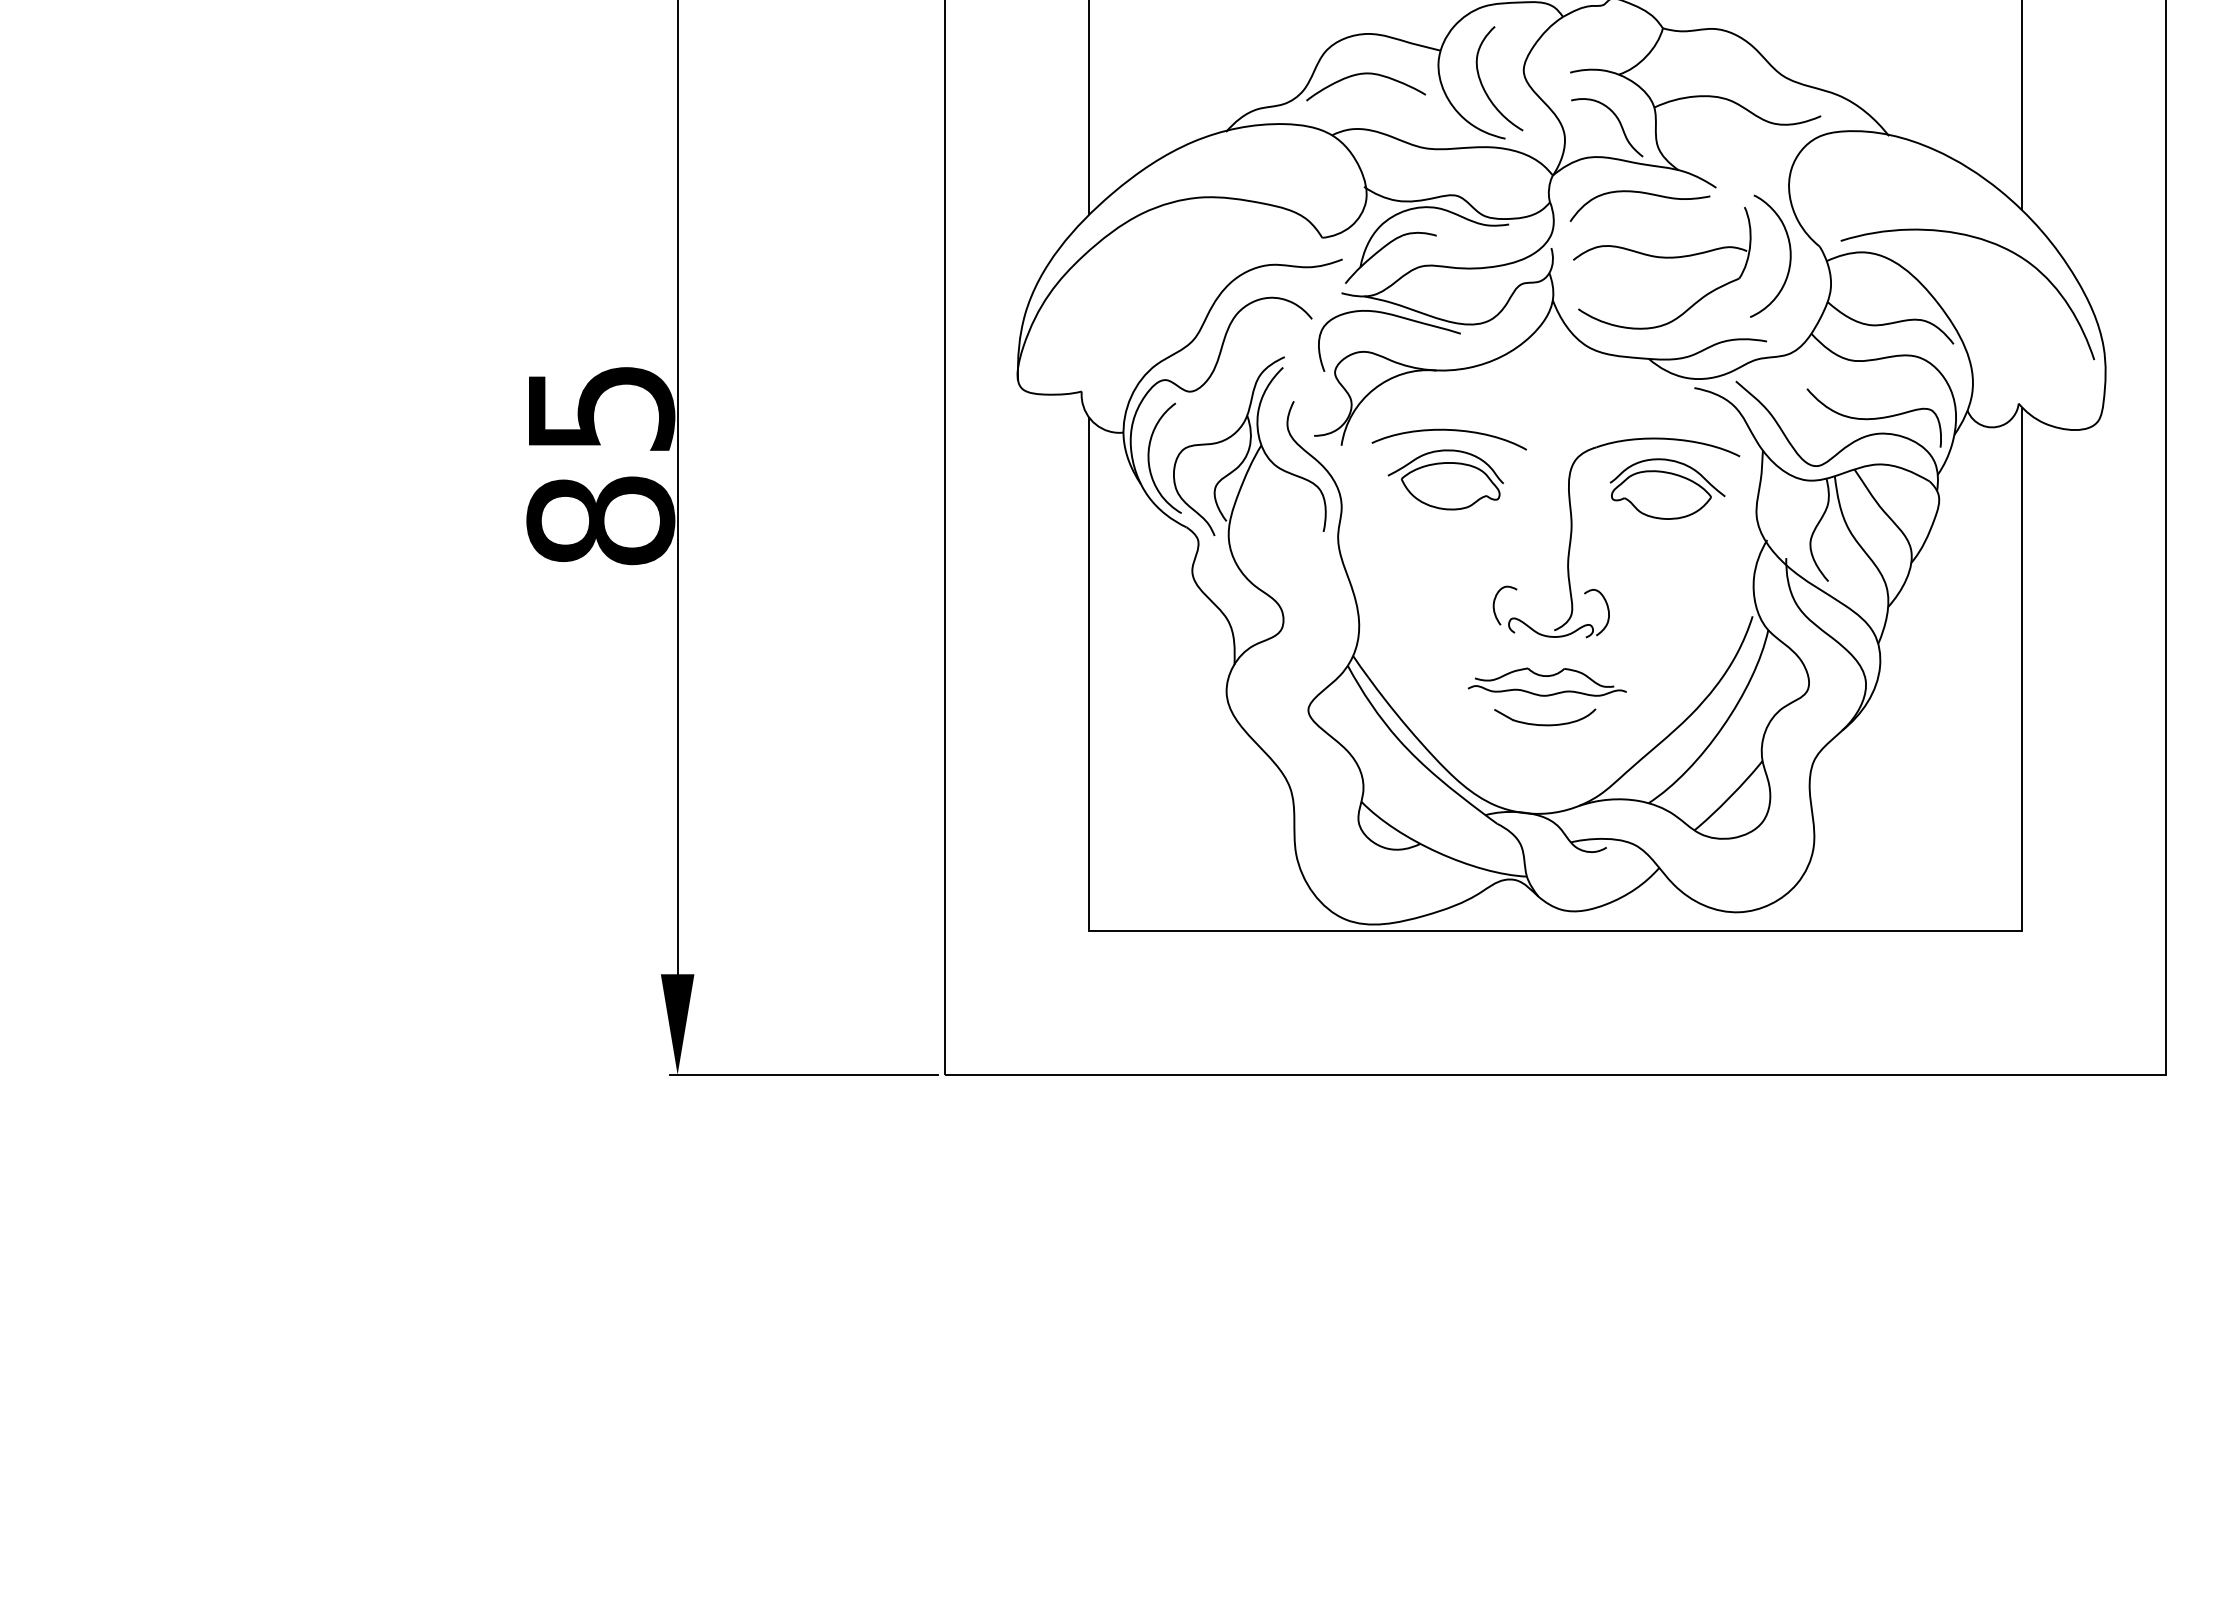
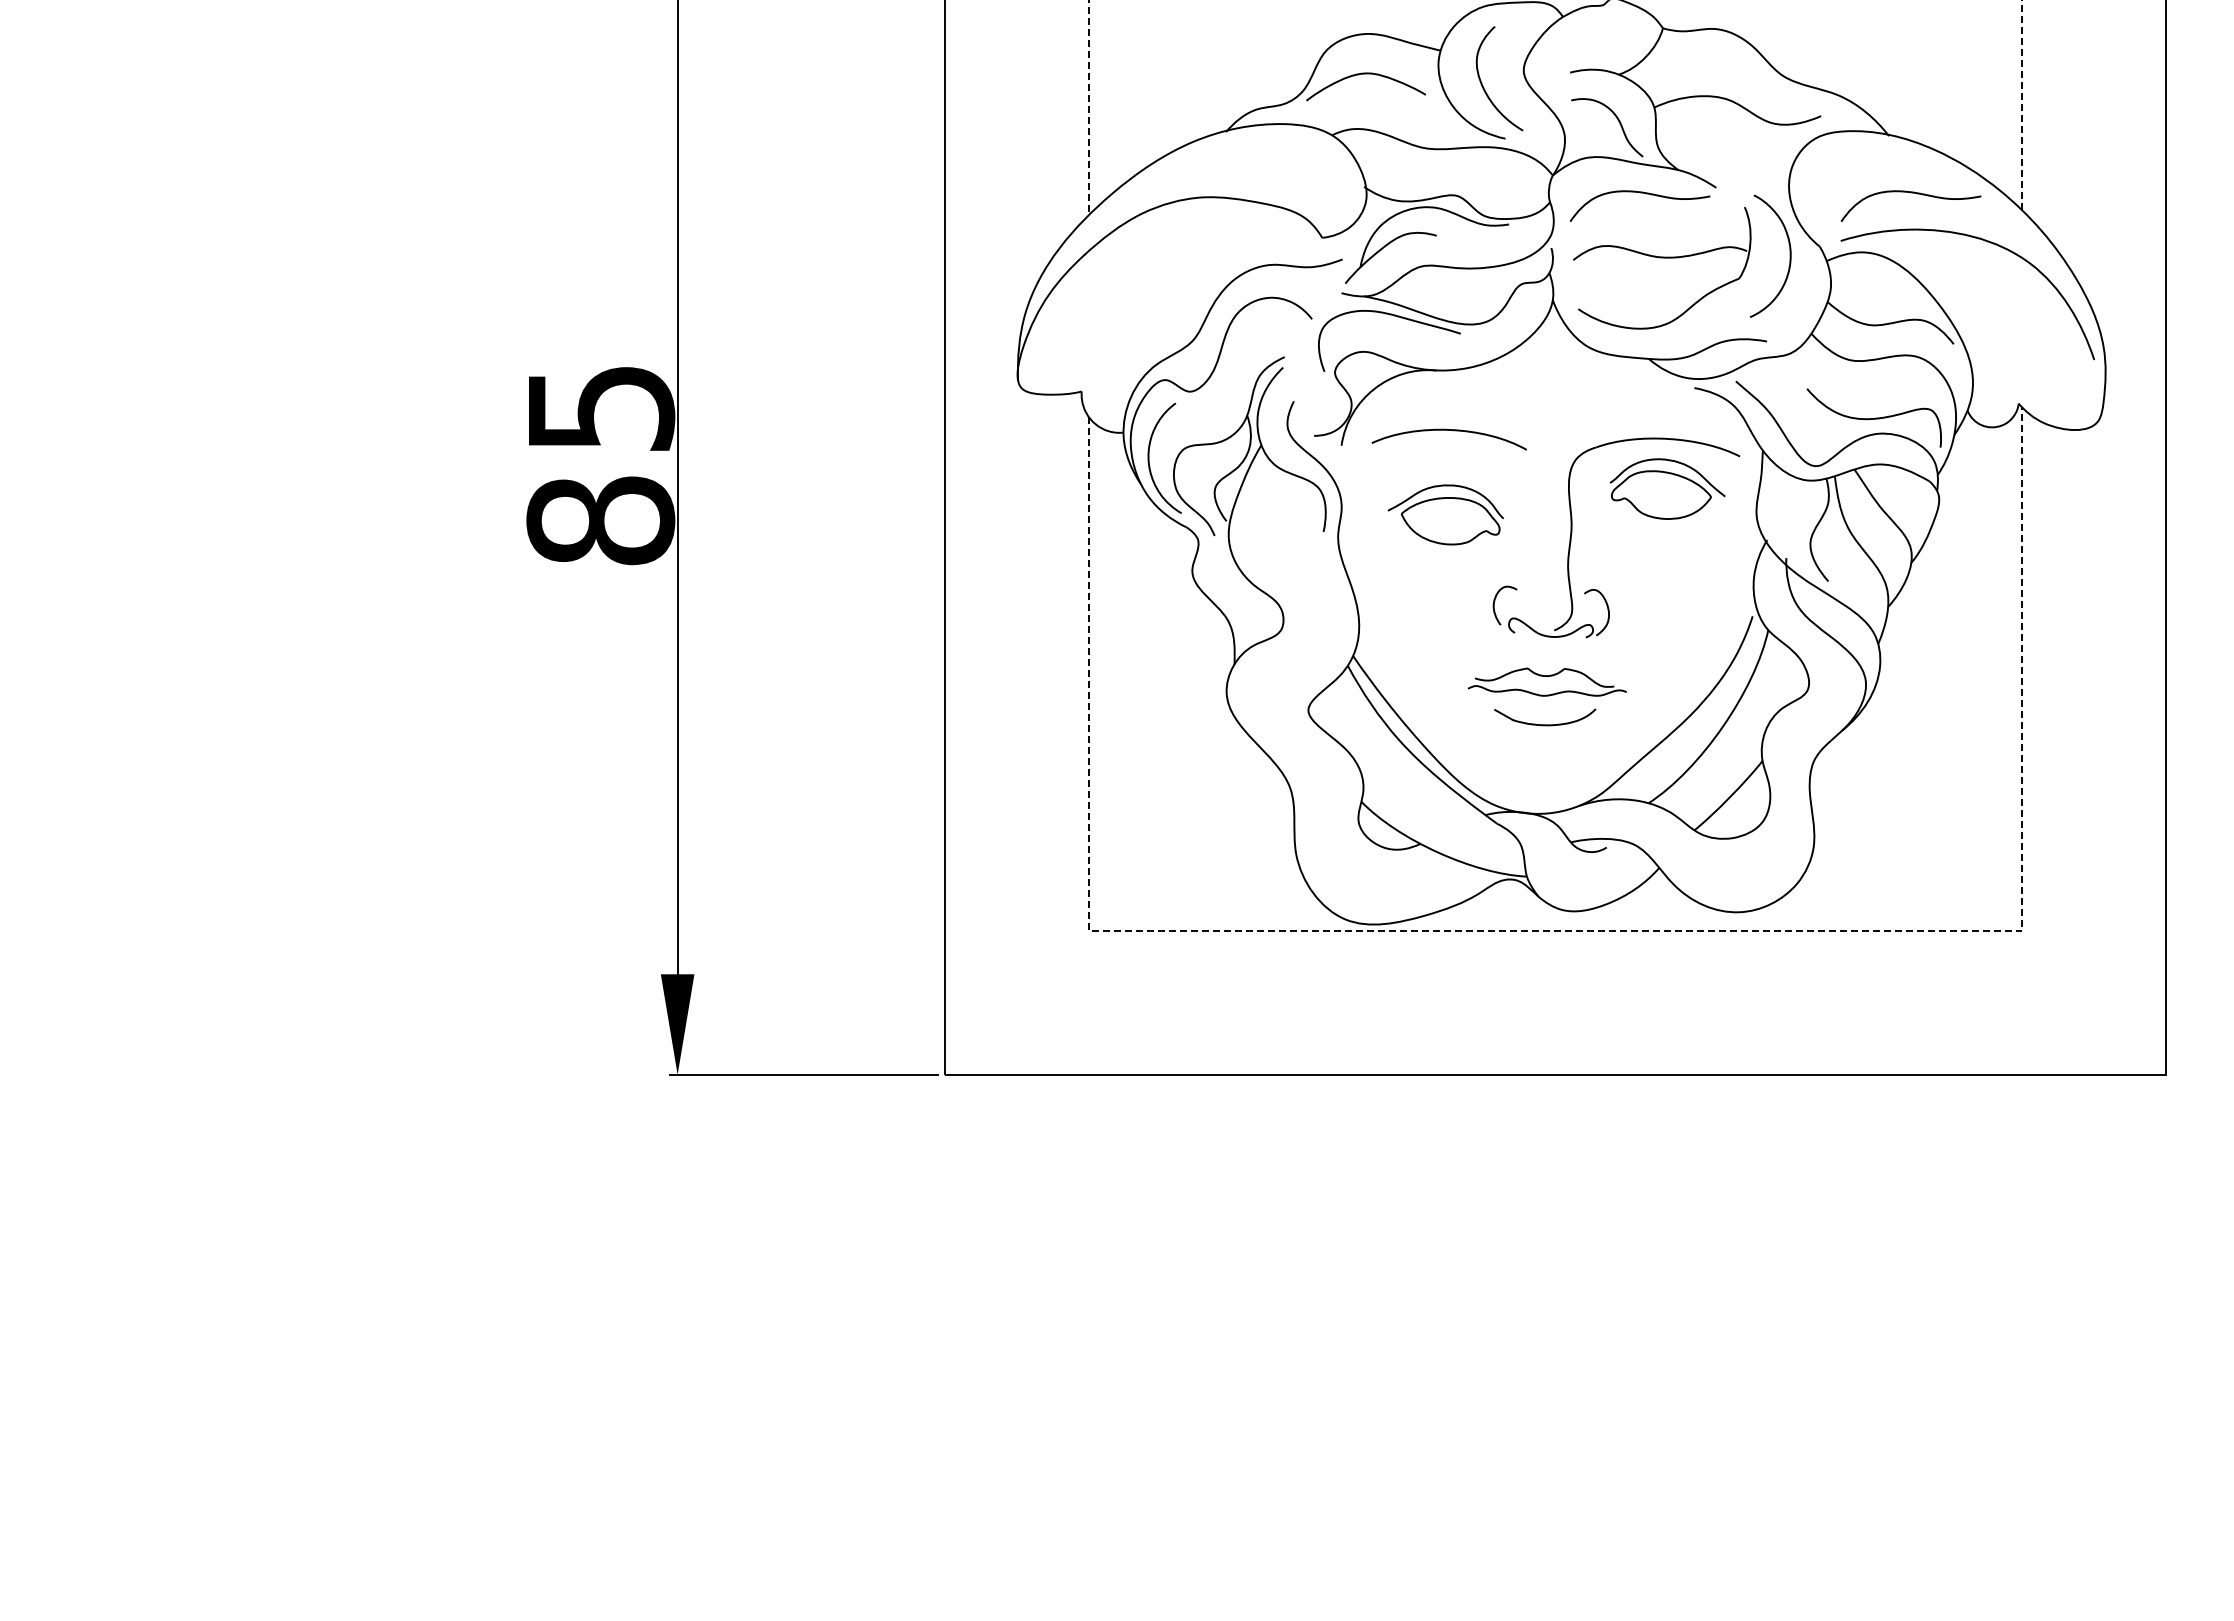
line: solid -> dashed (1088, 2)
curve: none -> present (1910, 193)
part position: (1445, 479) -> (1445, 514) (1445, 514)
line: solid -> dashed (1560, 931)
